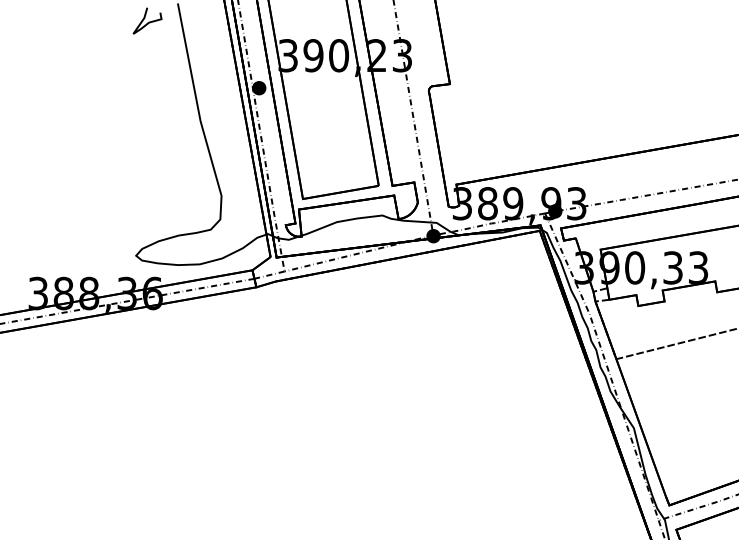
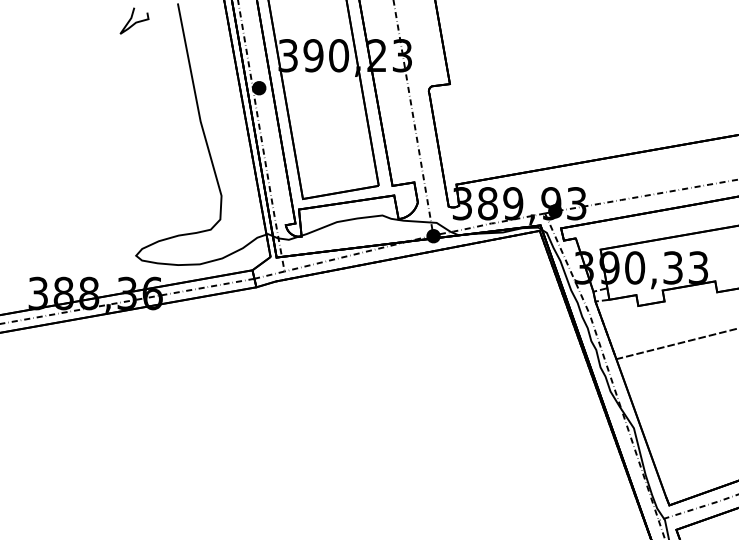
curve position: (148, 21) -> (135, 21) (135, 21)
